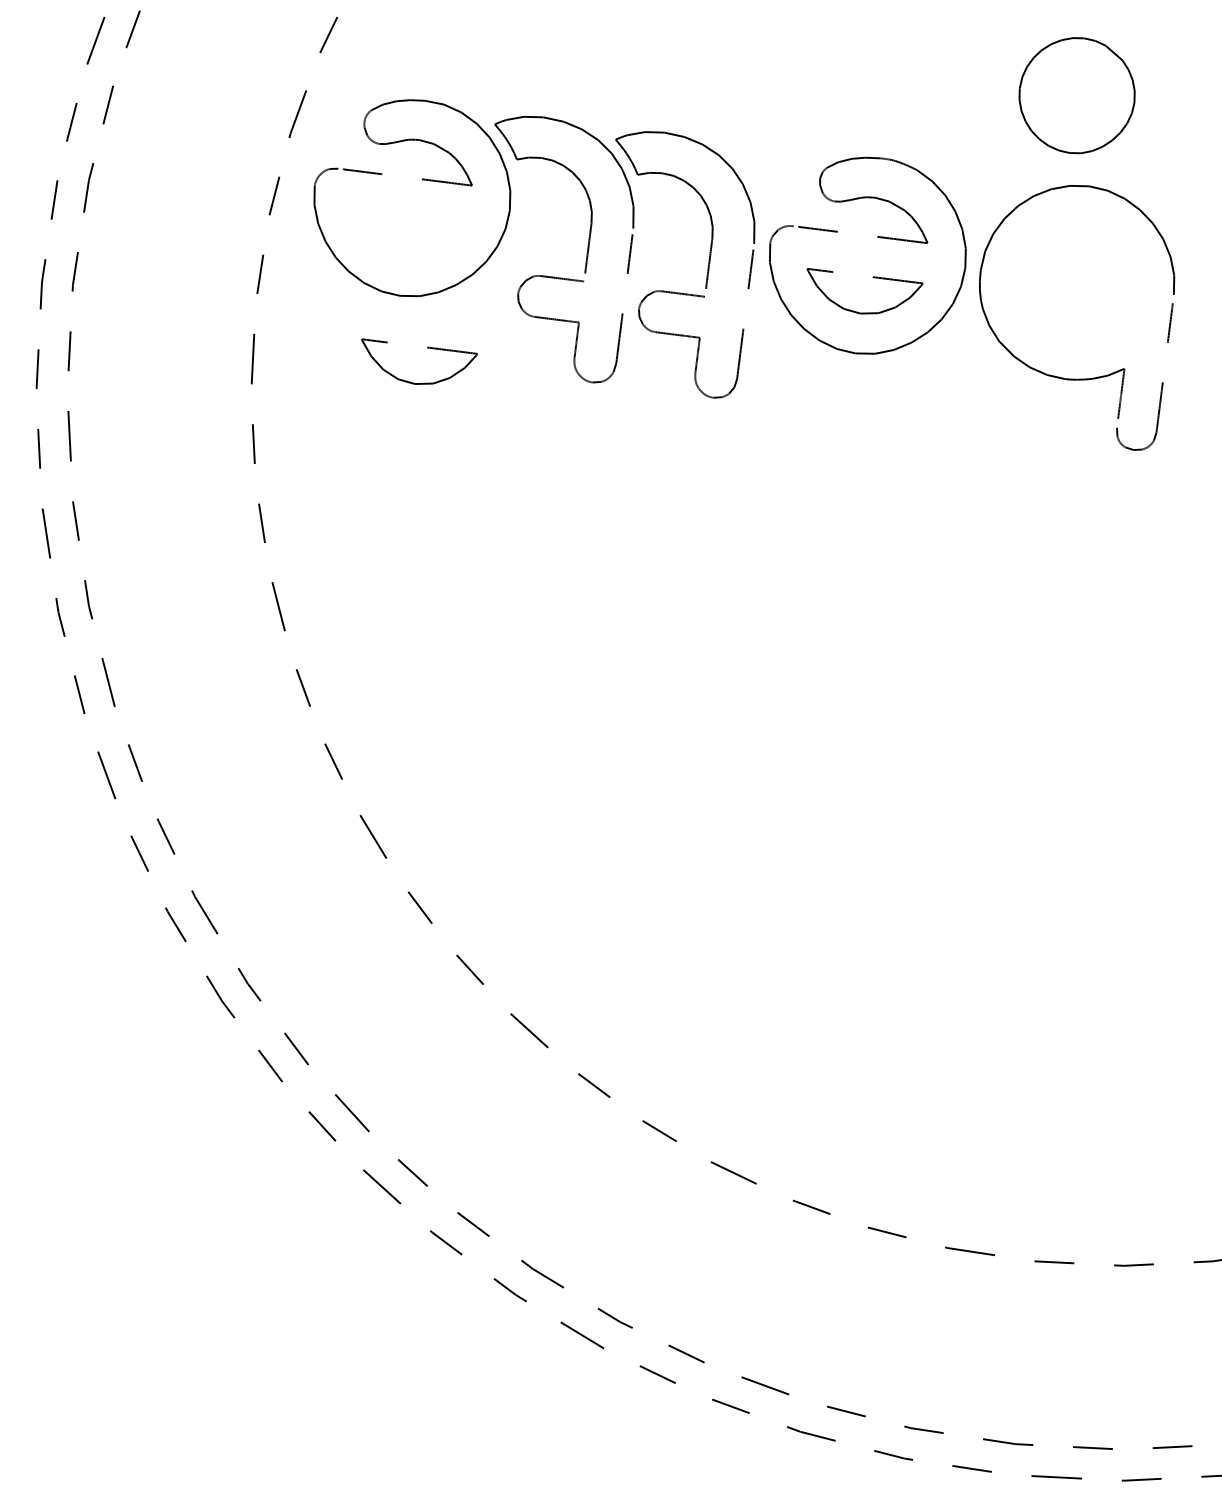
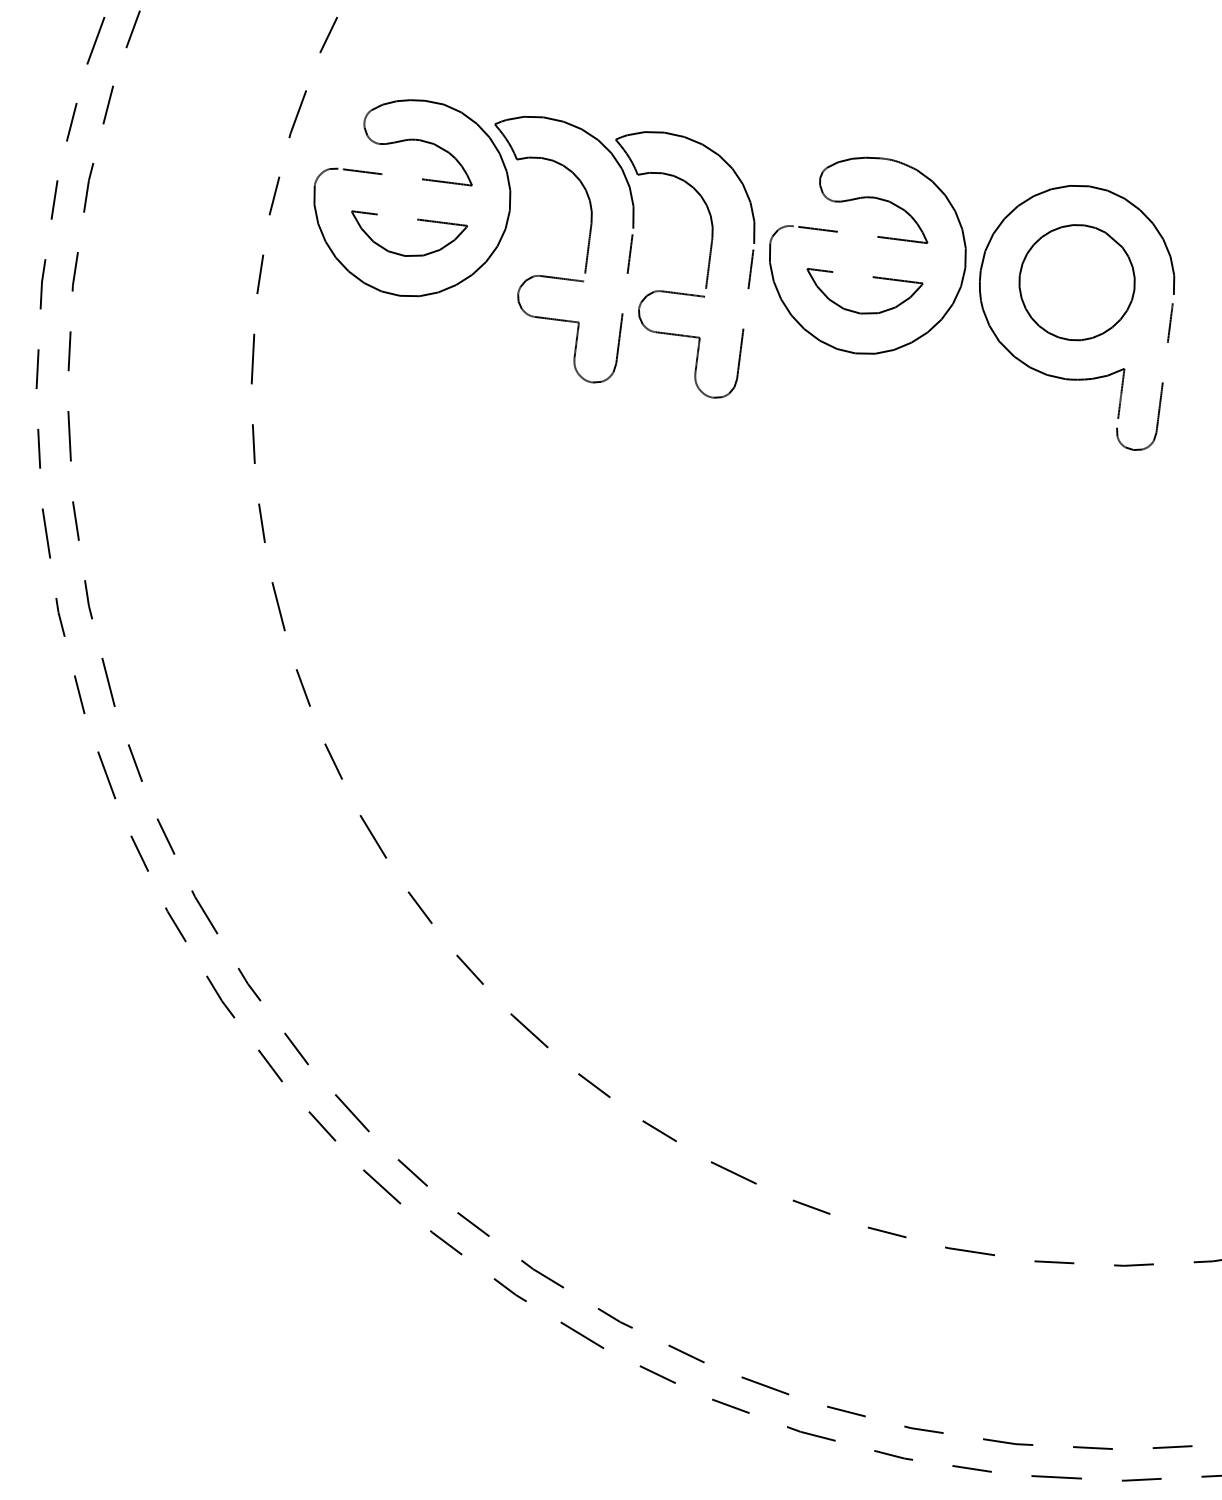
part position: (1076, 95) -> (1076, 282) (1076, 282)
part position: (427, 348) -> (417, 220) (417, 220)
